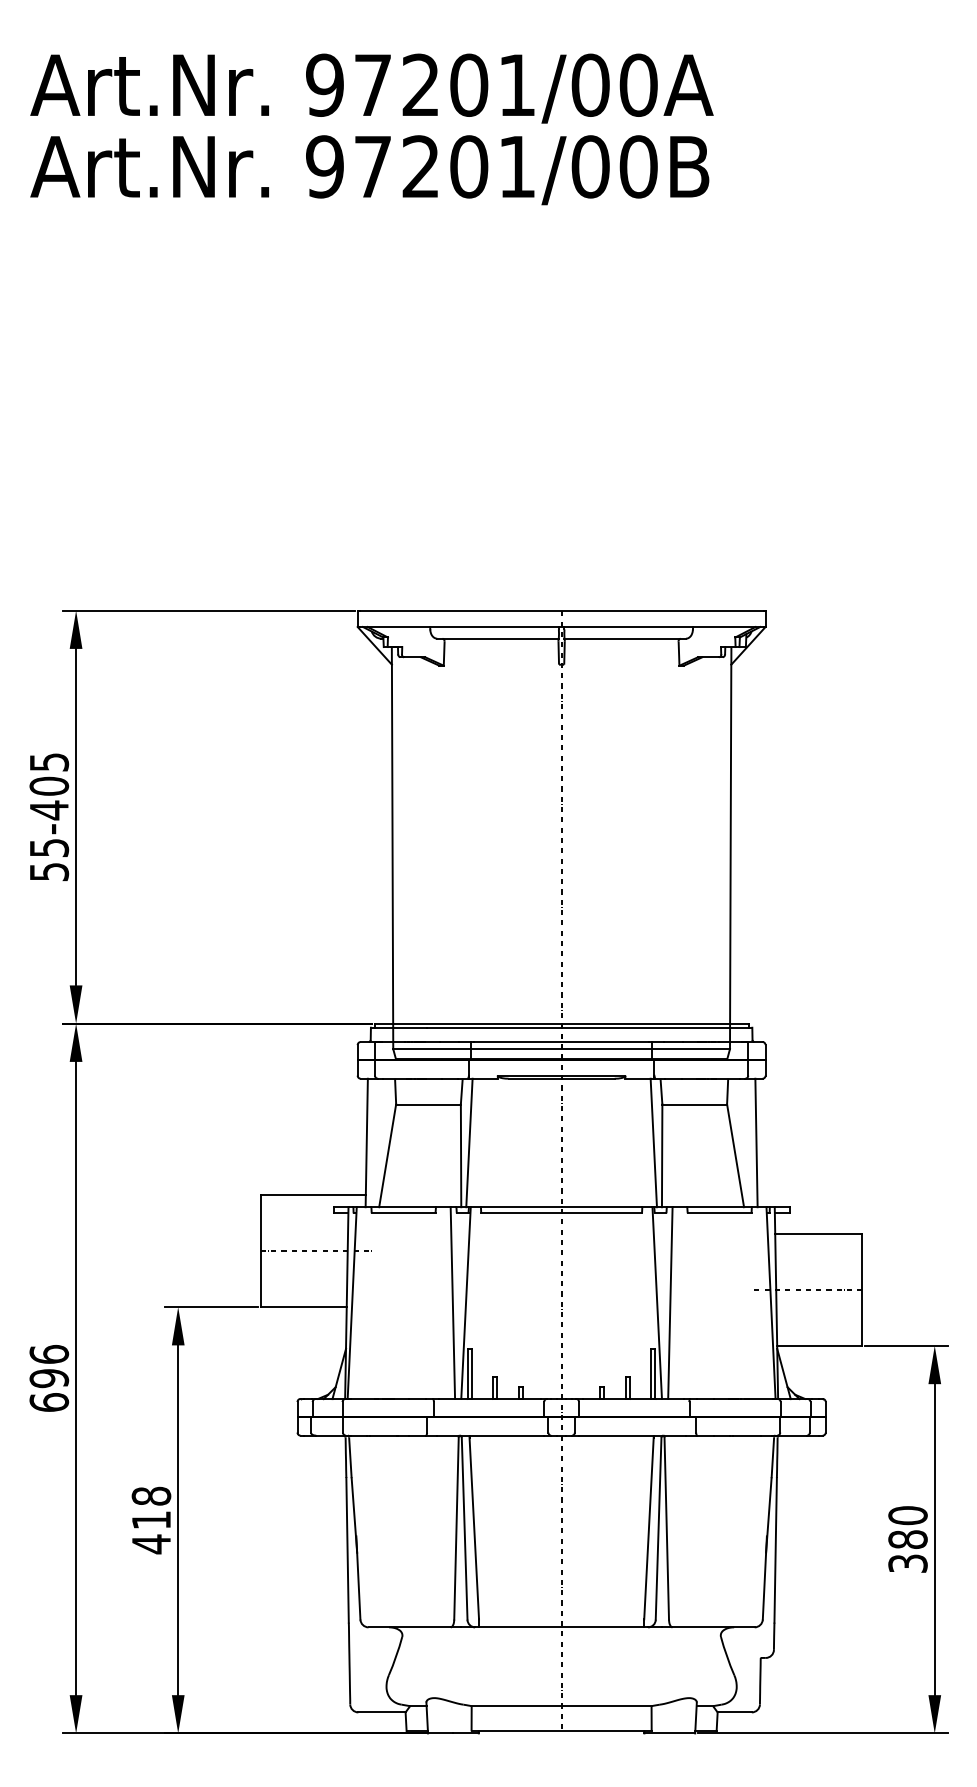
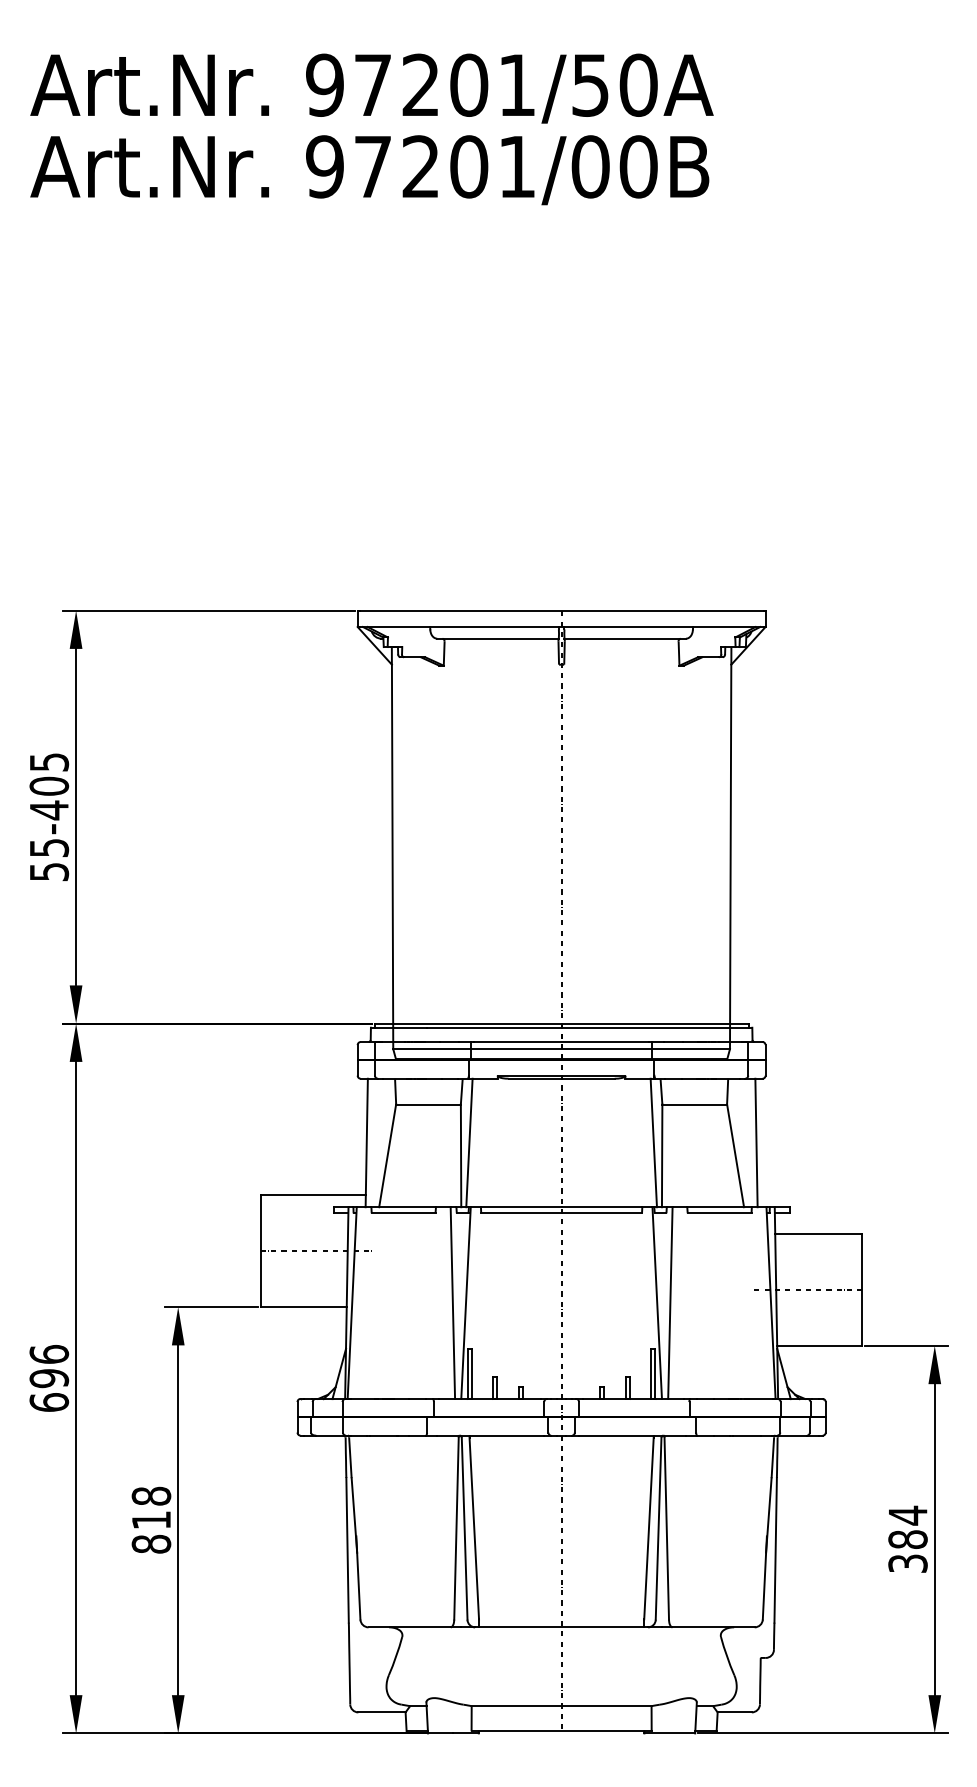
text: 97201/00A -> 97201/50A (590, 84)
text: 380 -> 384 (907, 1515)
text: 418 -> 818 (151, 1544)
